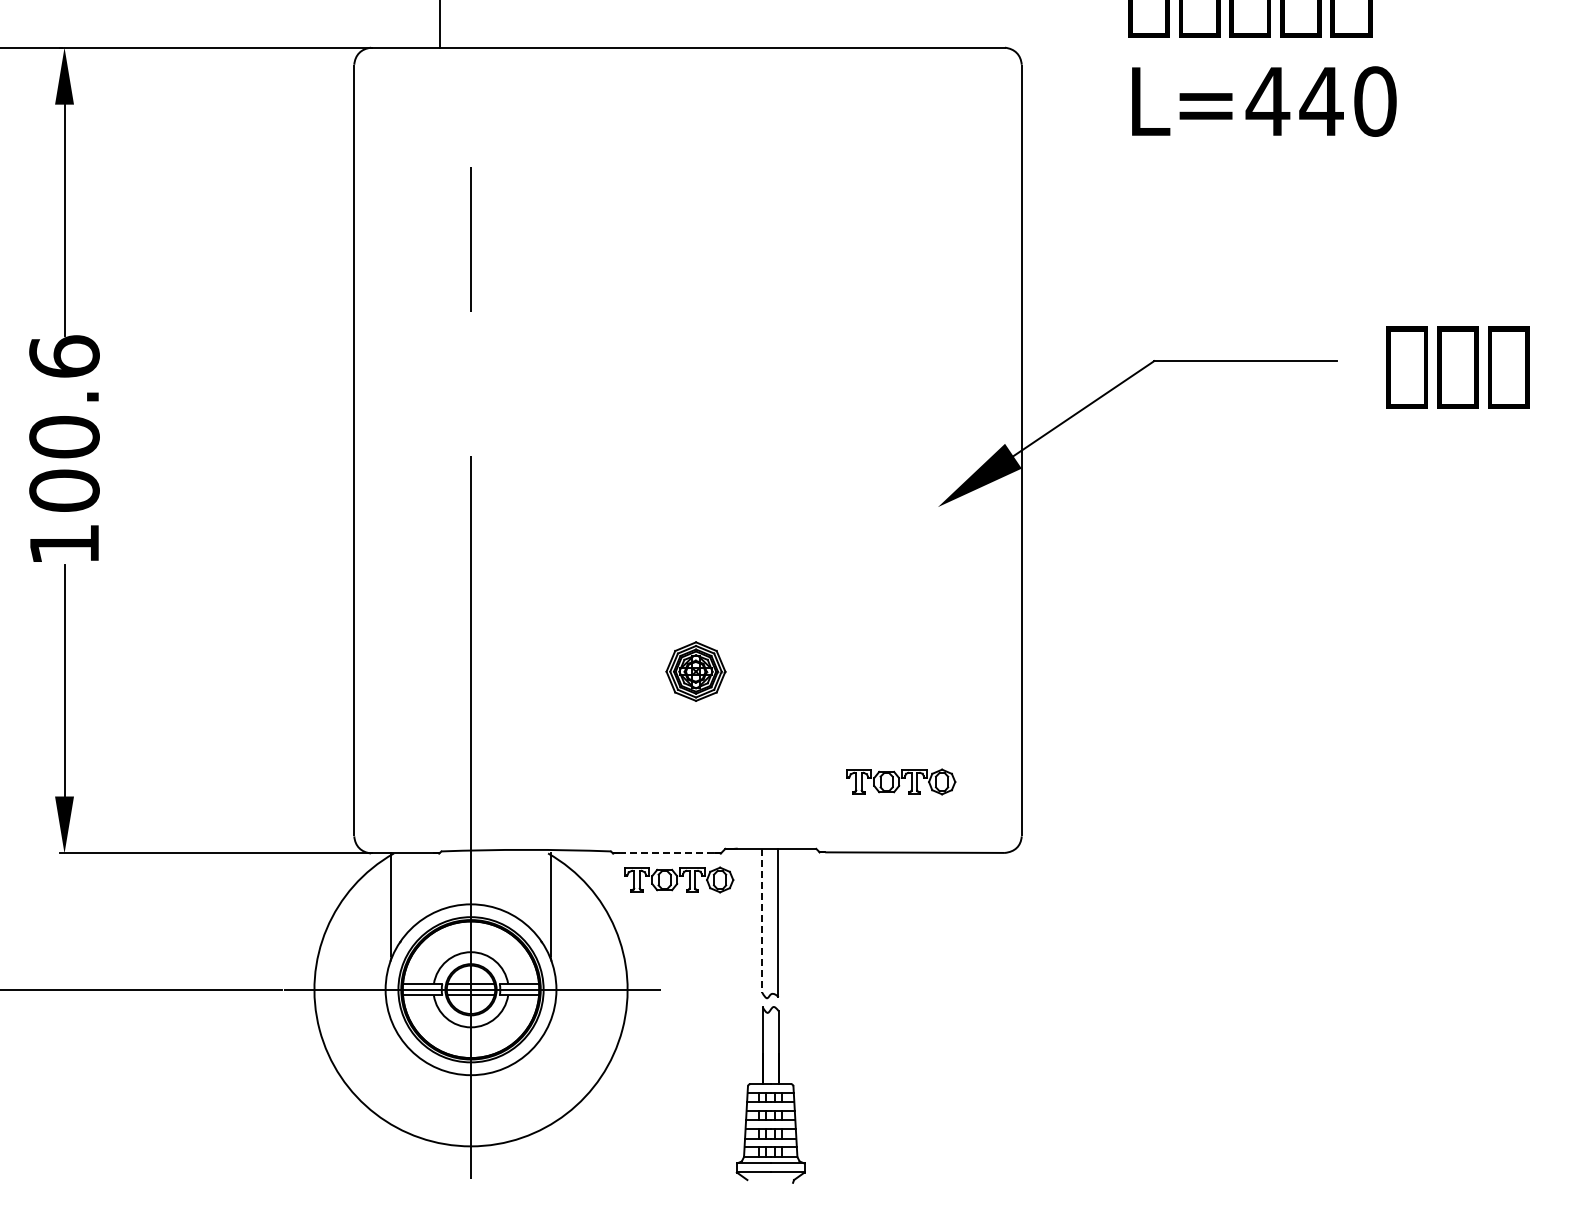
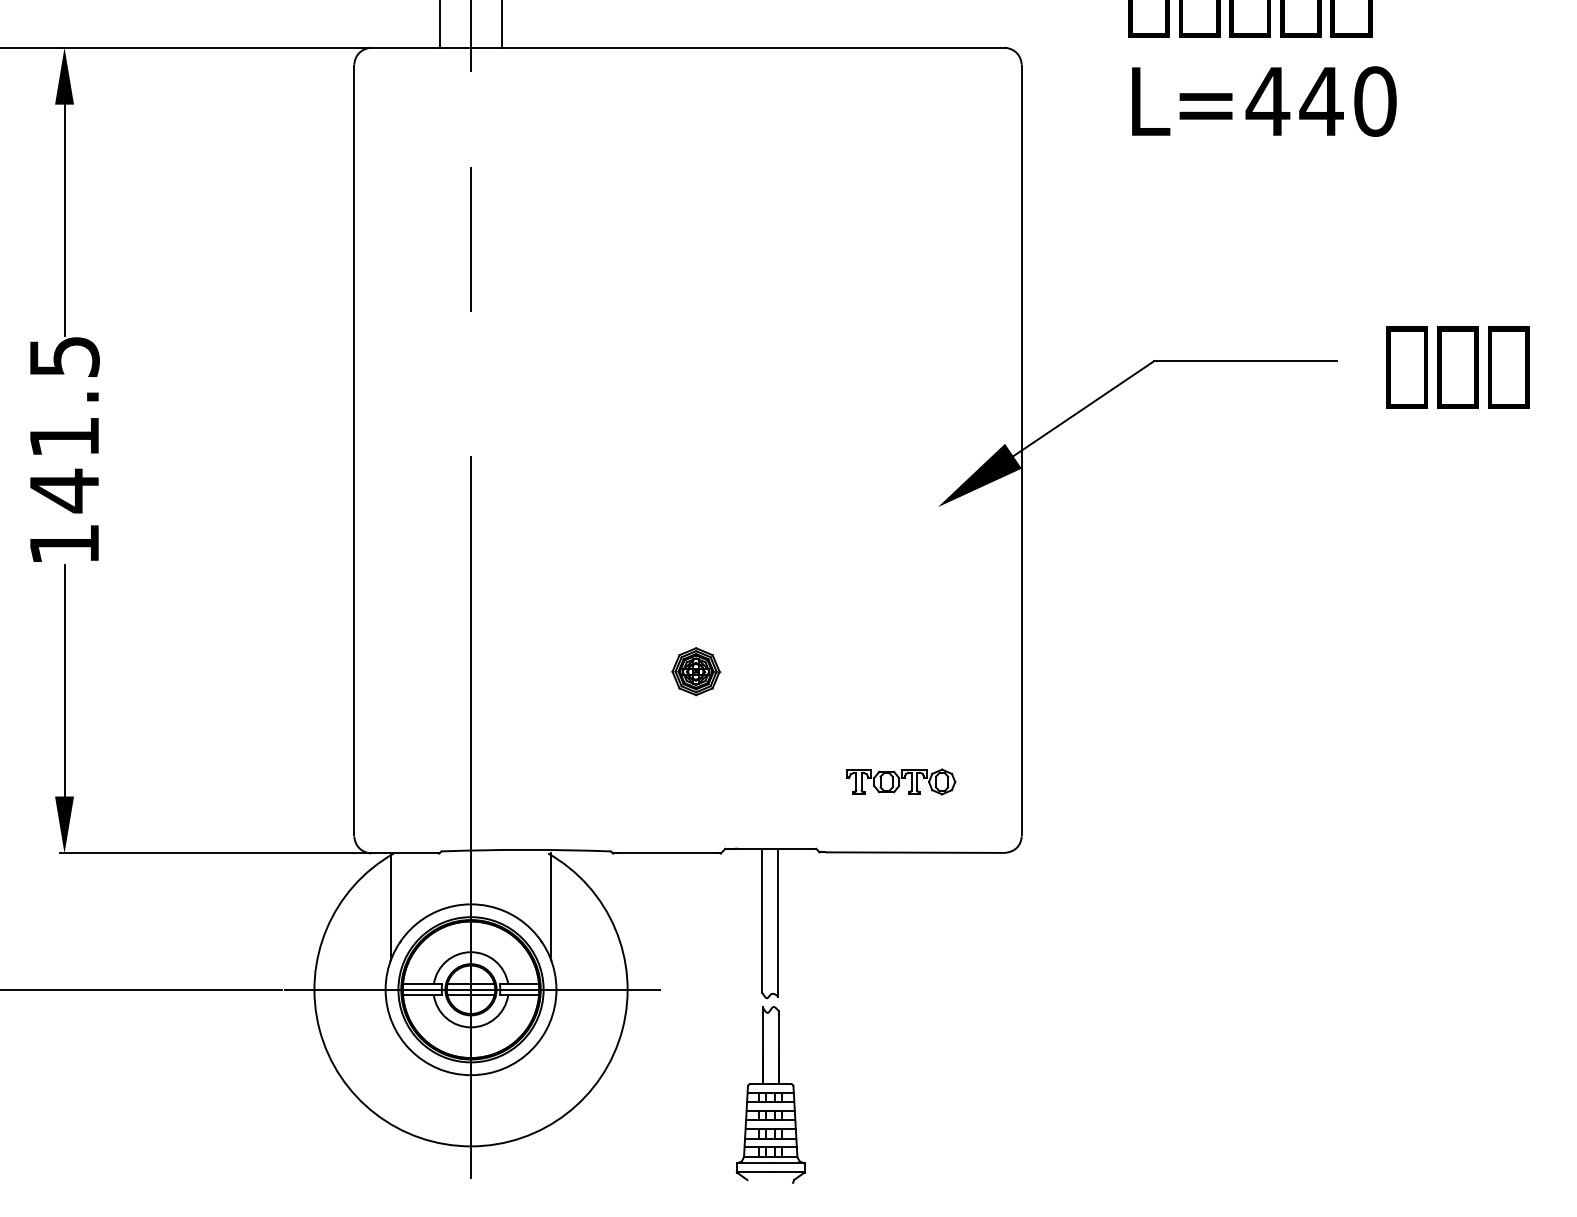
line: none -> present (502, 24)
line: none -> present (471, 37)
text: 100.6 -> 141.5 (64, 424)
part size: 62x61 px -> 51x50 px (696, 671)
line: dashed -> solid (667, 853)
part: present -> none (679, 879)
line: dashed -> solid (762, 920)
